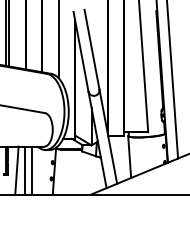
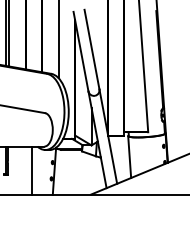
line: present -> none (172, 80)
line: present -> none (16, 170)
line: present -> none (24, 170)
